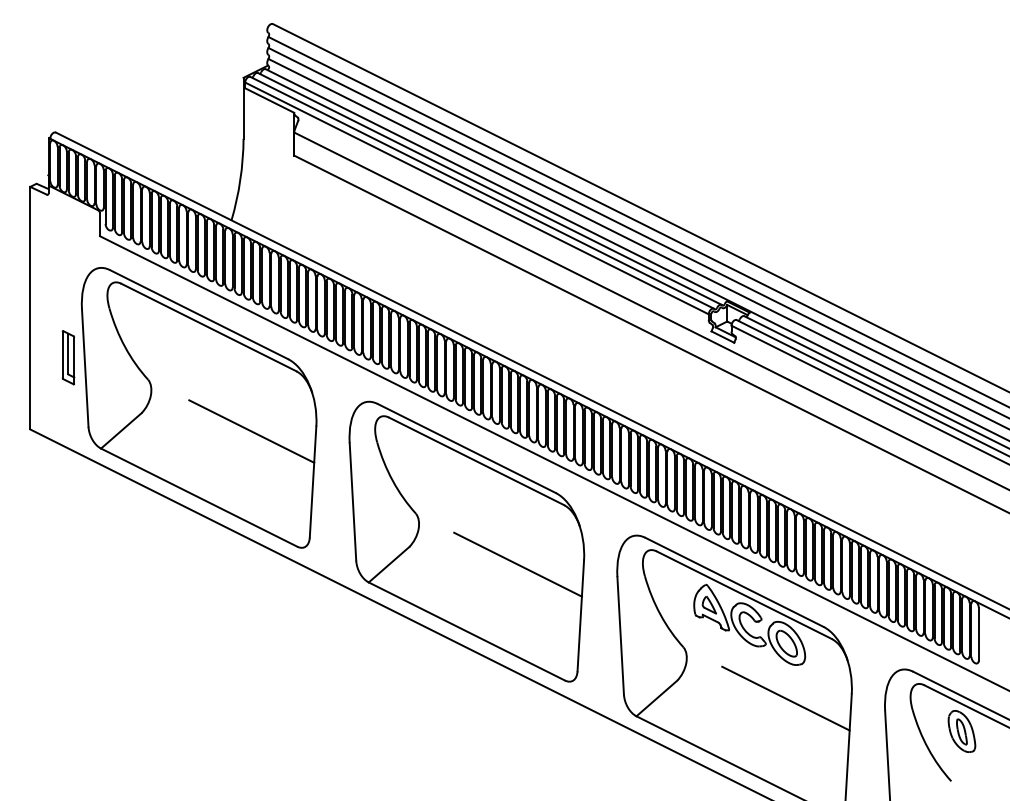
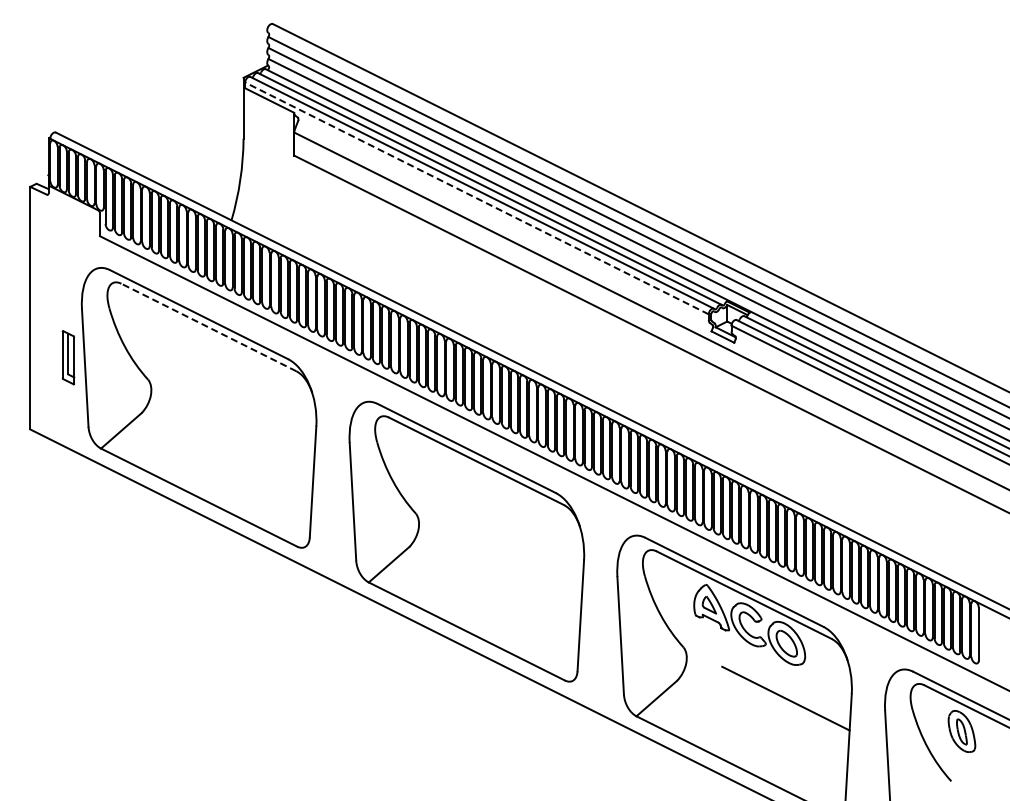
line: solid -> dashed (476, 198)
line: solid -> dashed (208, 327)
line: present -> none (251, 431)
line: present -> none (517, 564)
